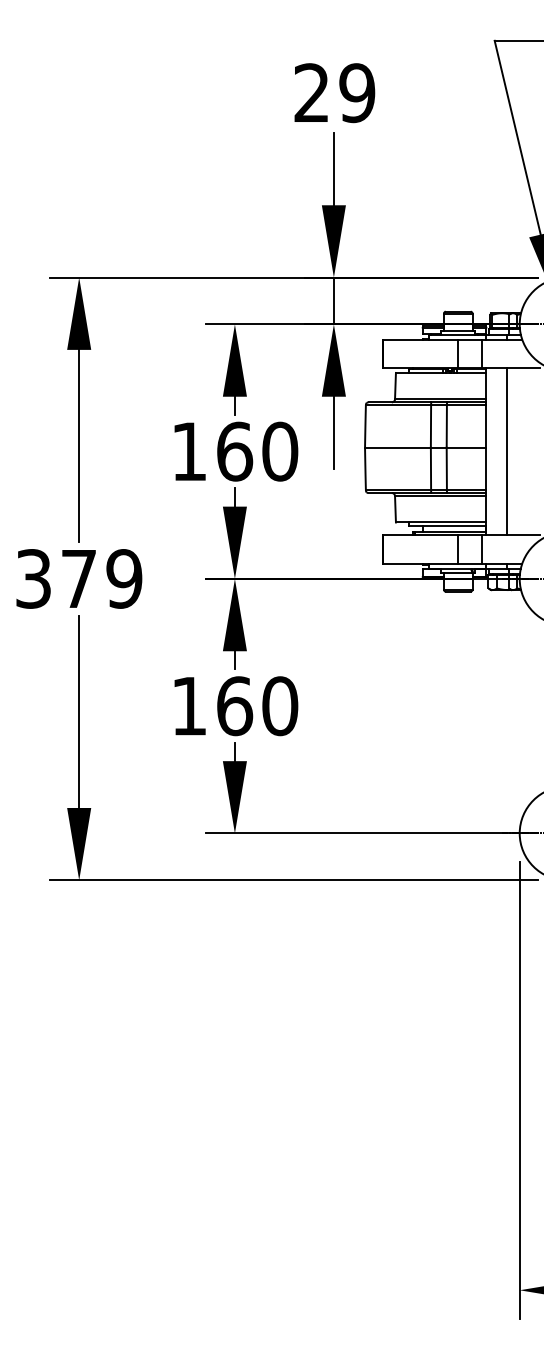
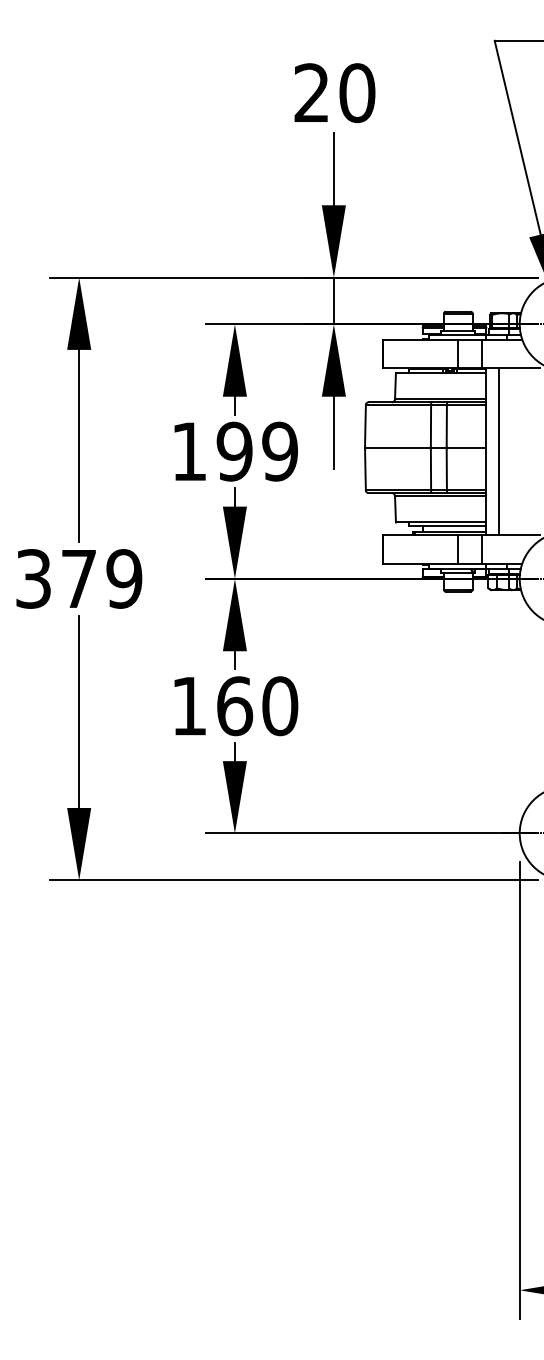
text: 29 -> 20 (357, 93)
text: 160 -> 199 (257, 451)
line position: (506, 451) -> (498, 451) (498, 451)
